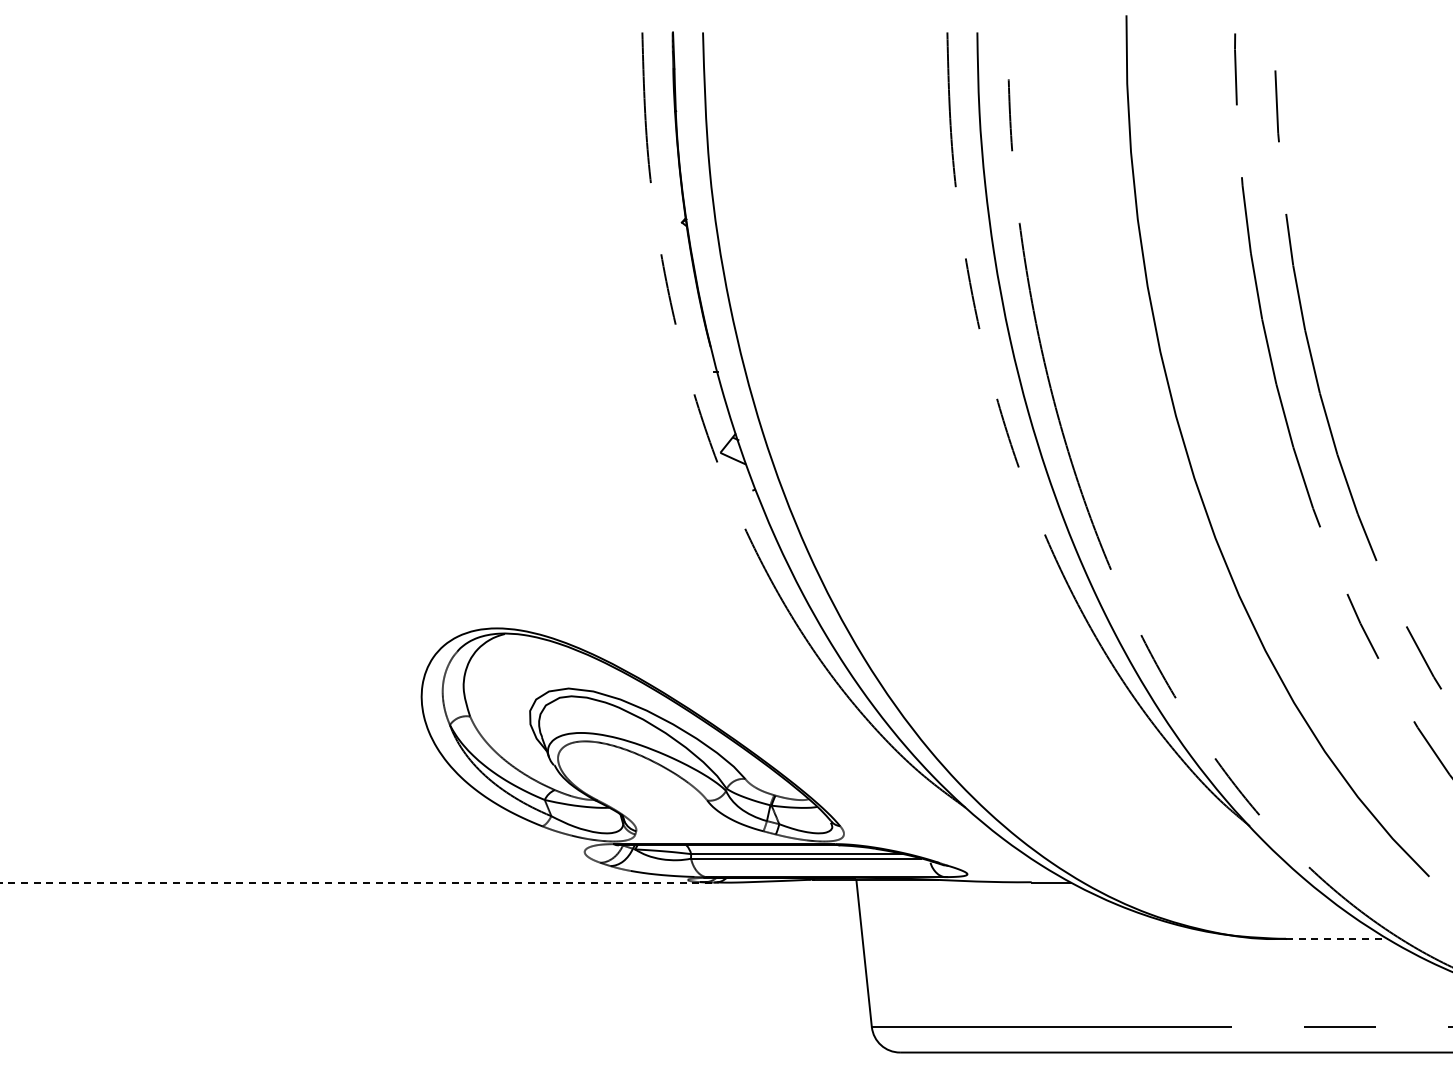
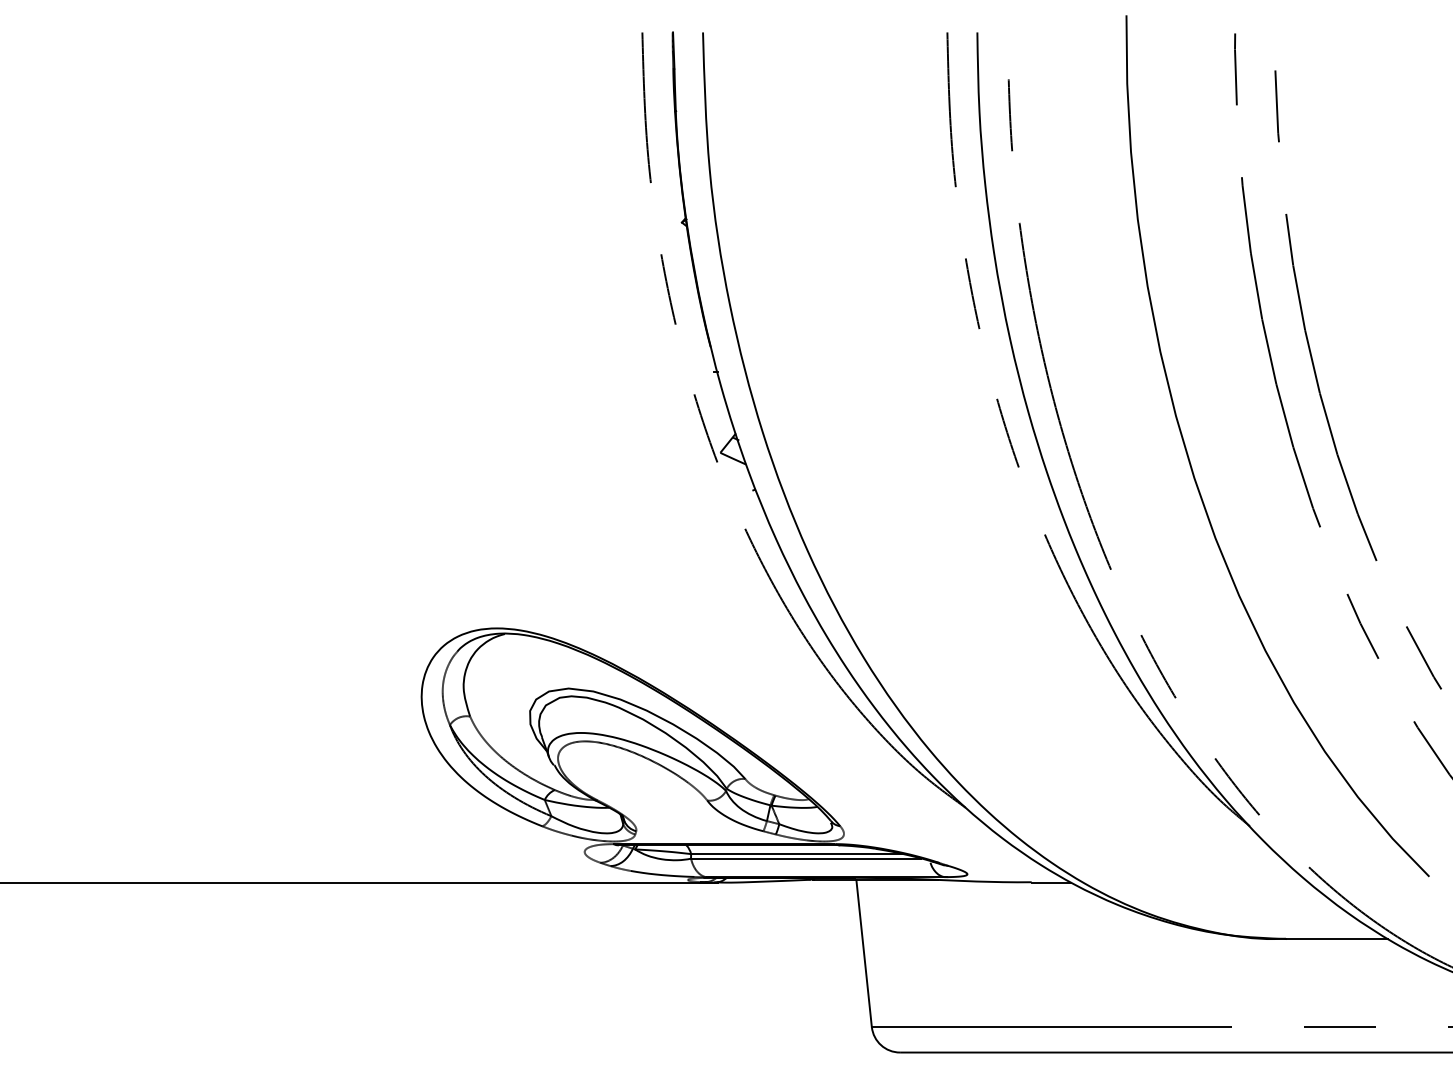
line: dashed -> solid (359, 882)
line: dashed -> solid (1337, 939)
